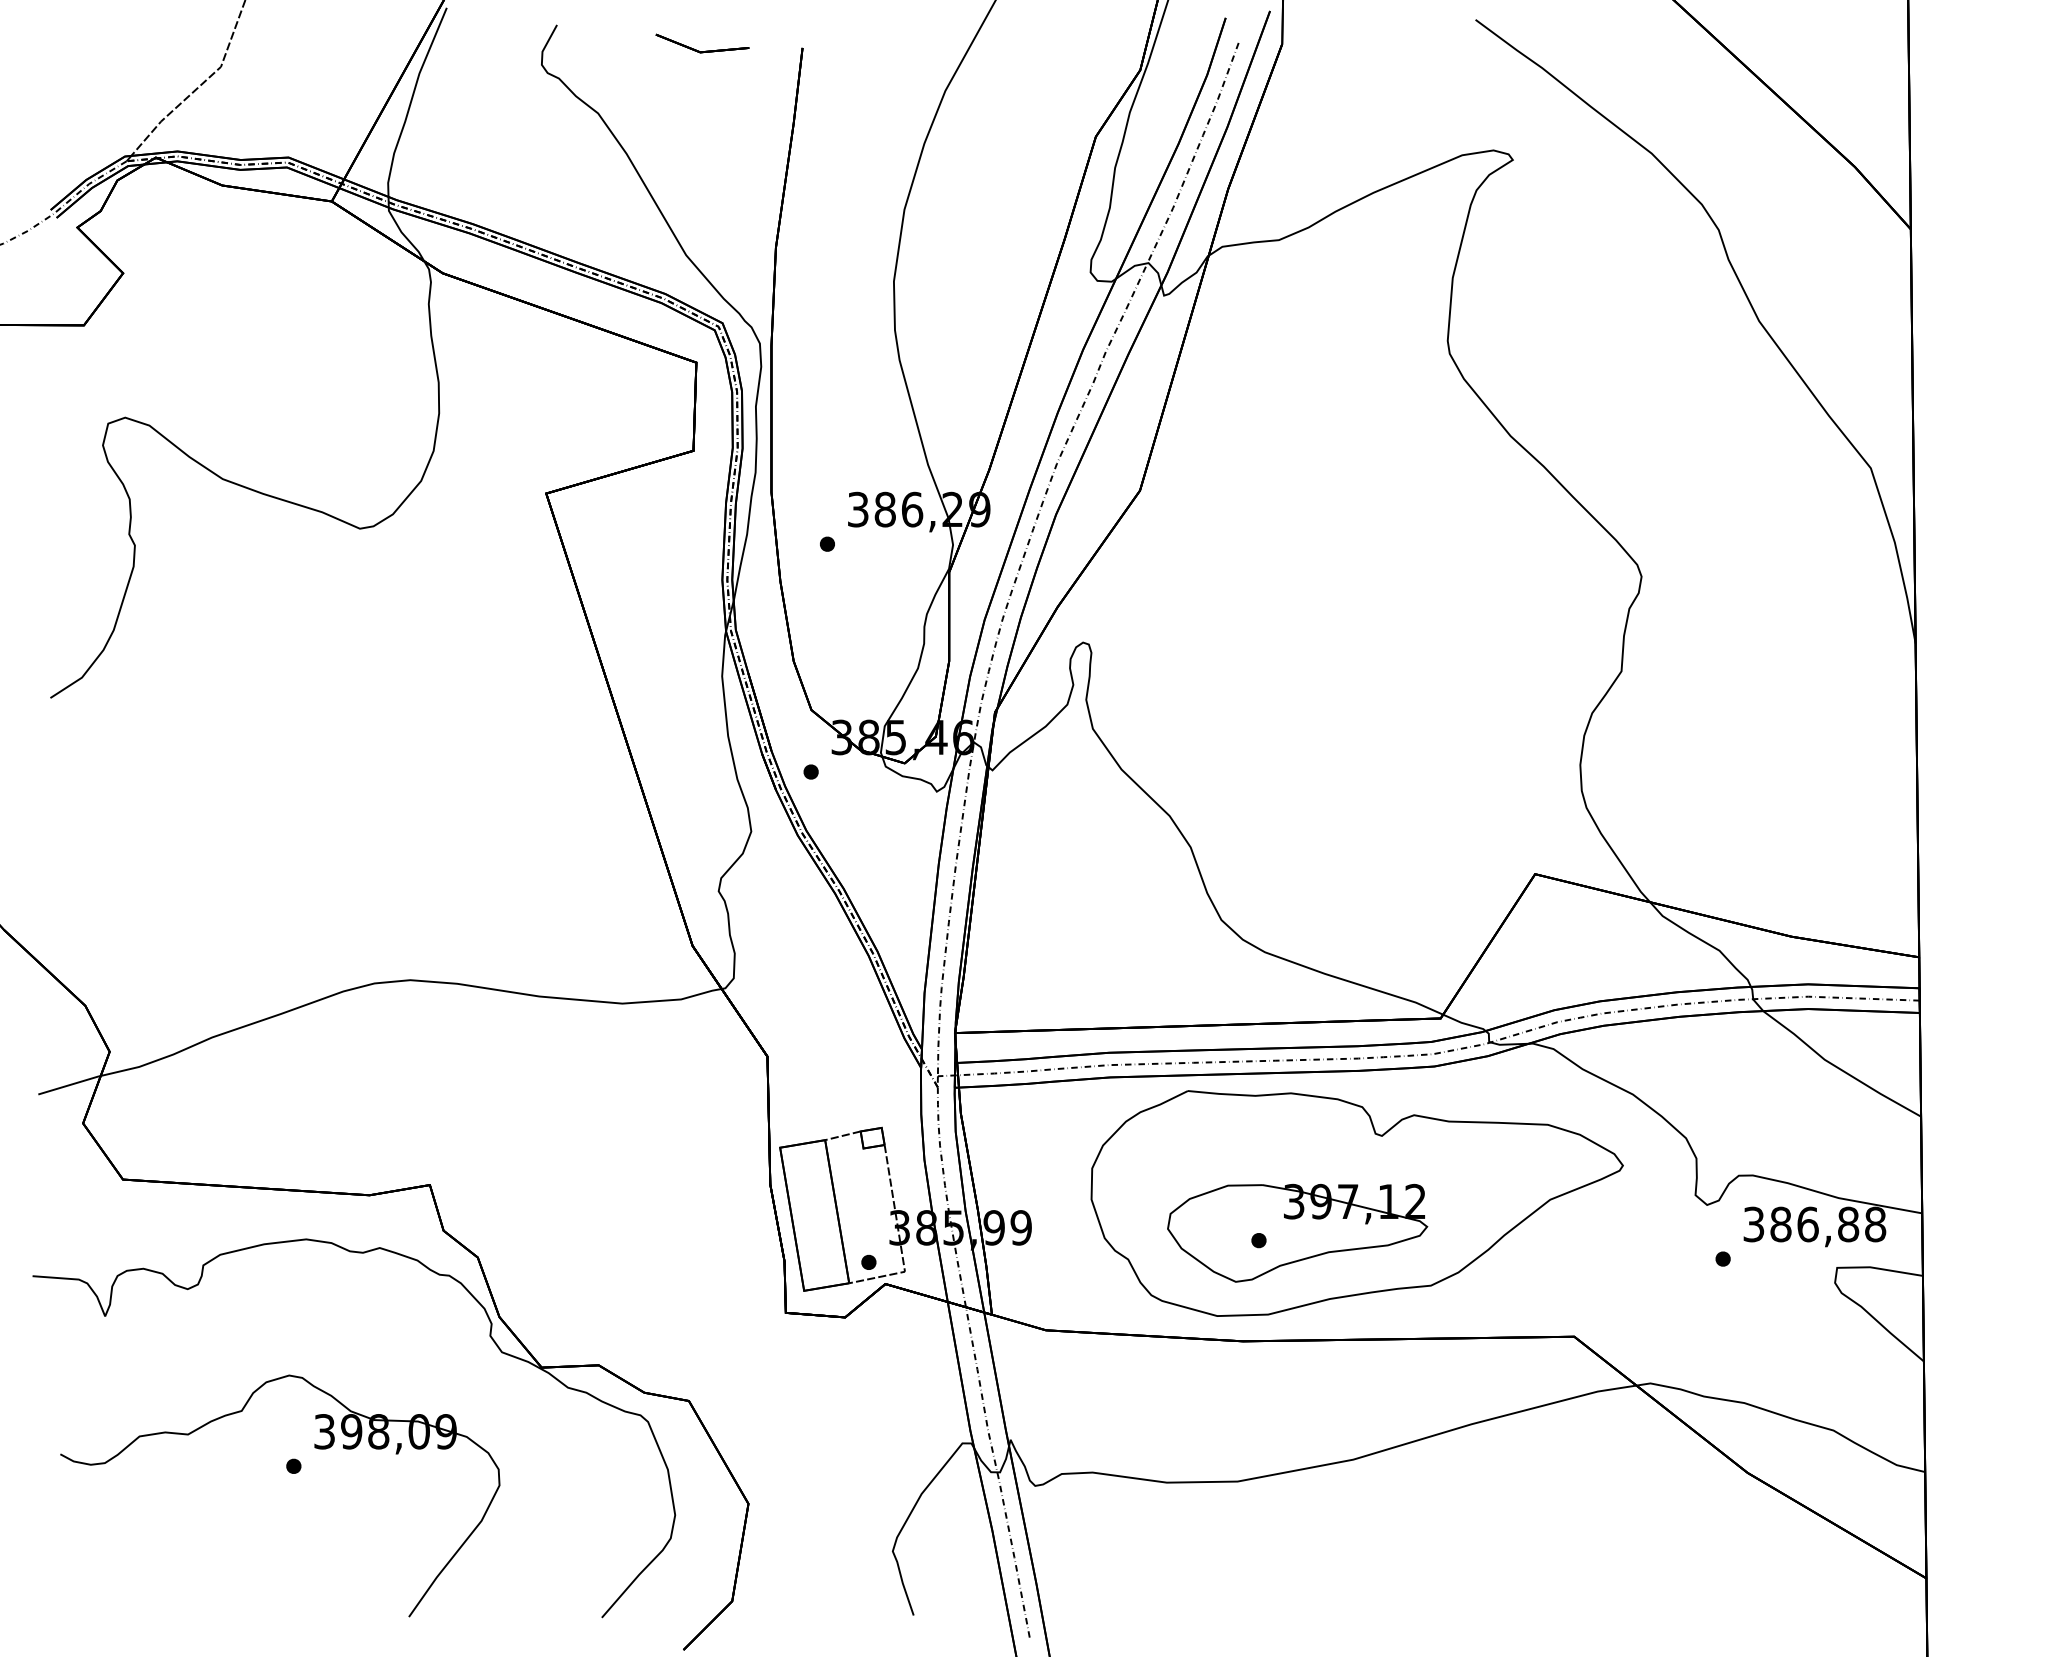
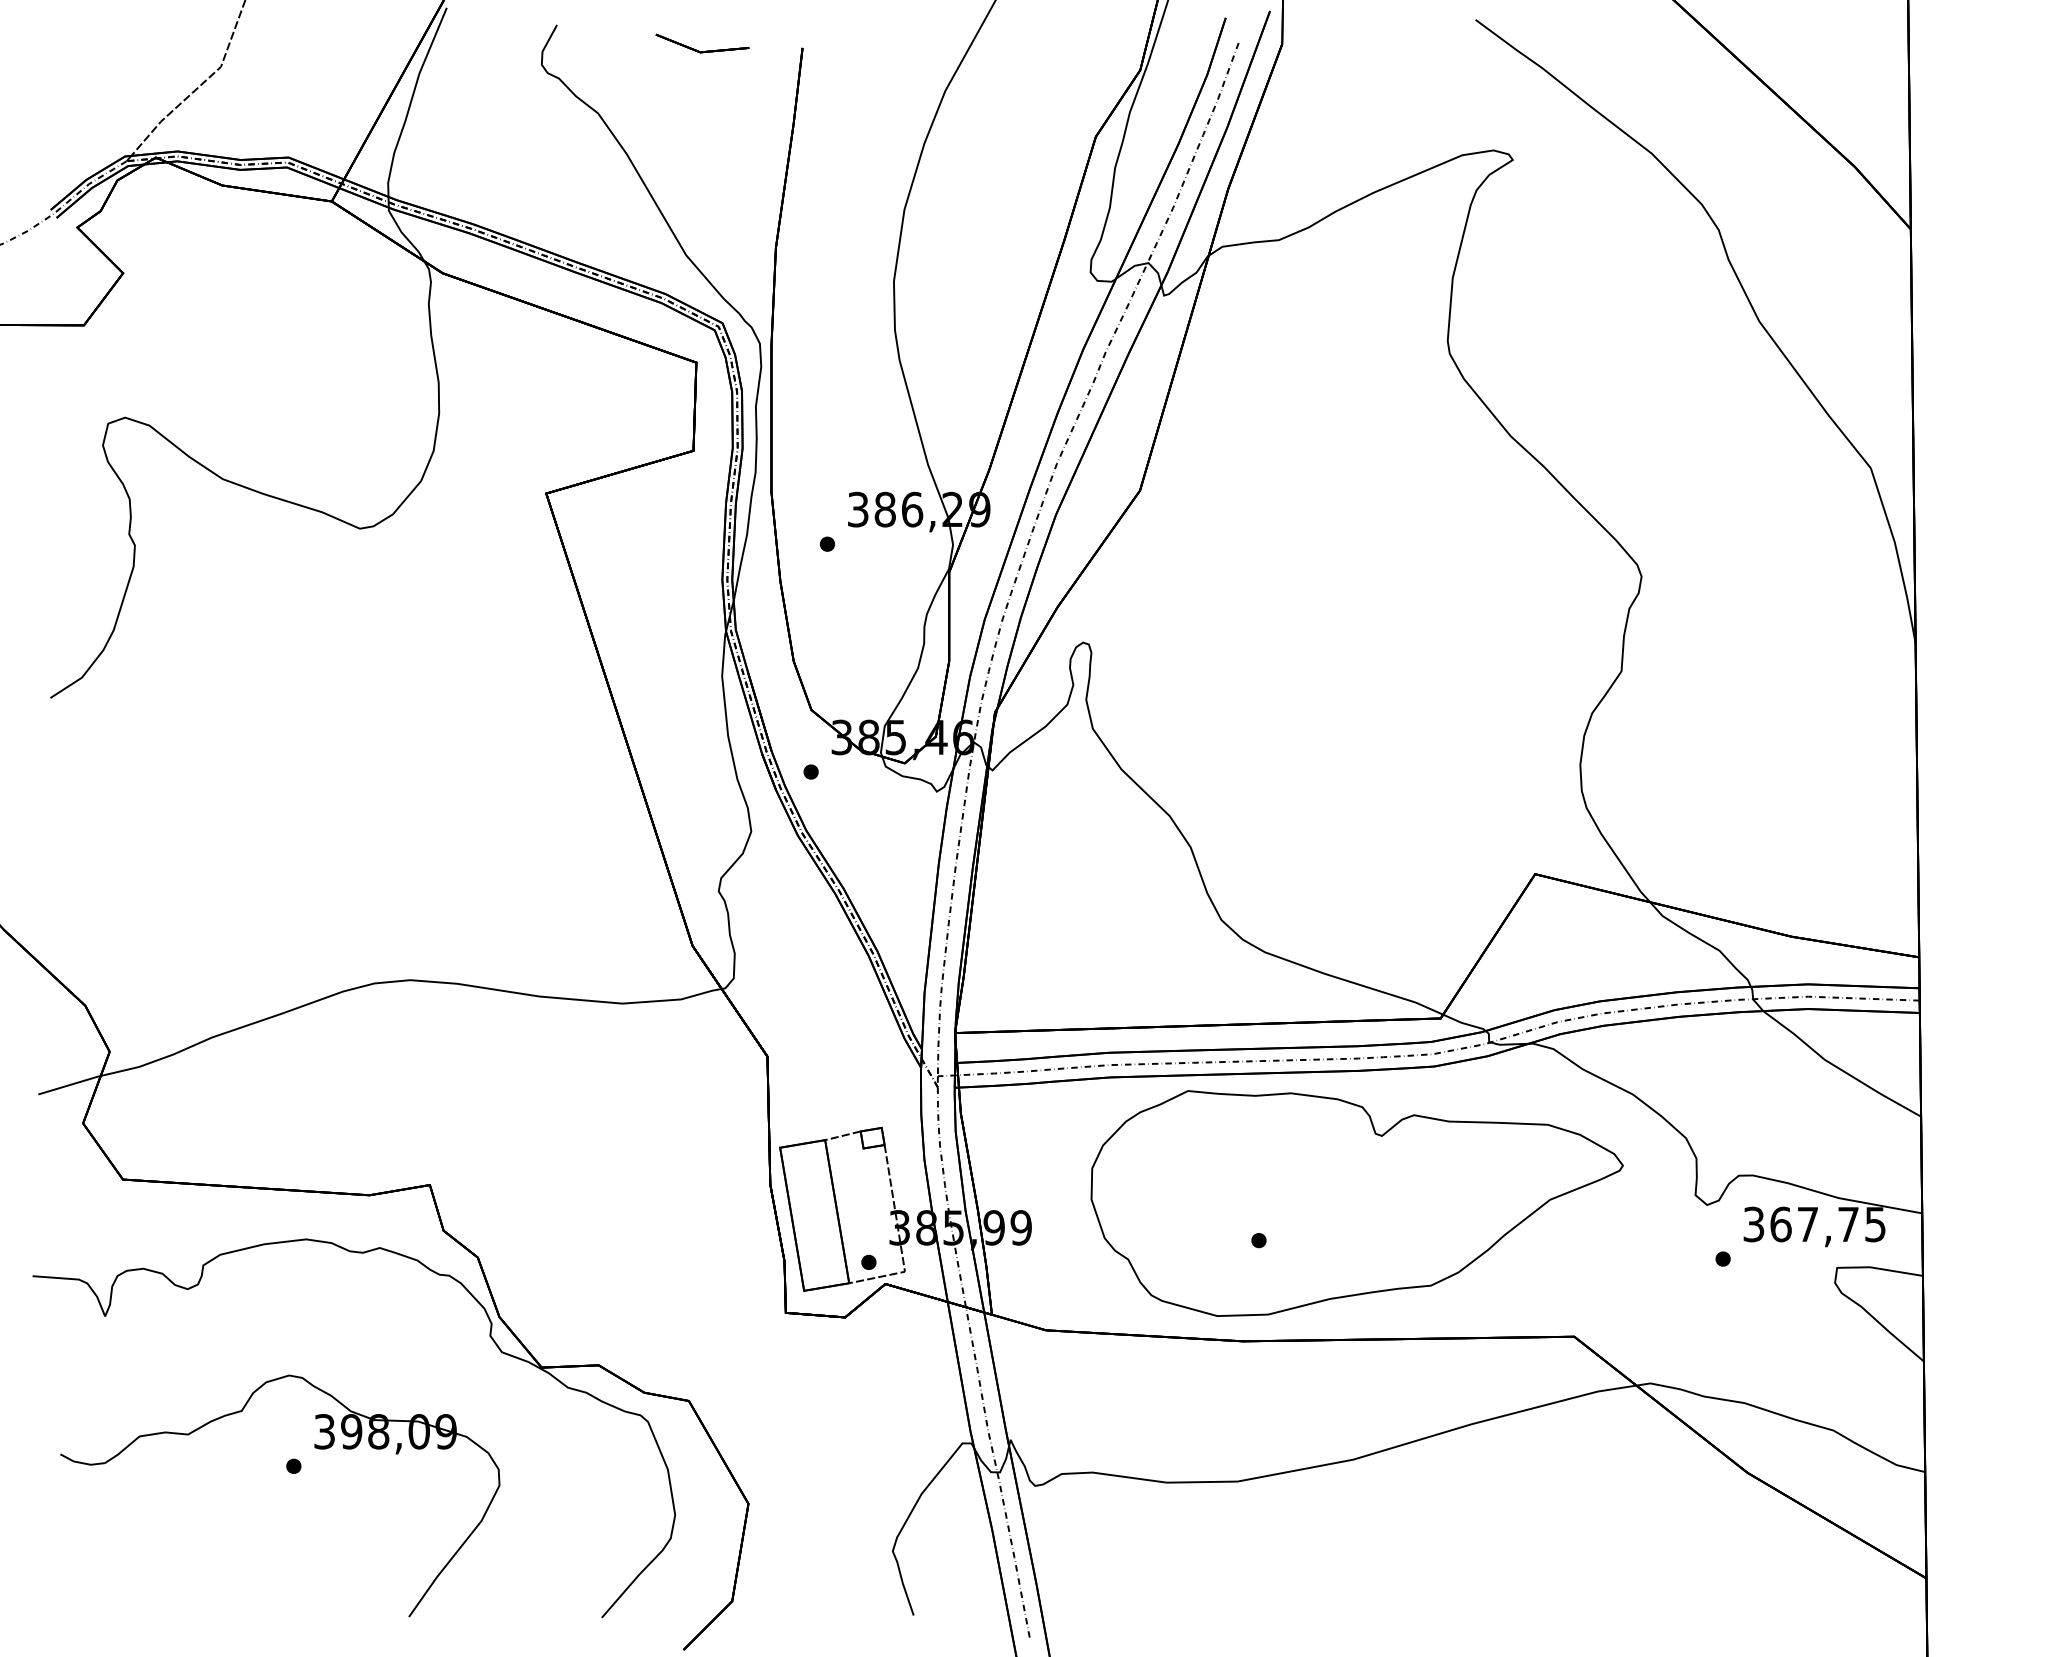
text: 386,88 -> 367,75 (1828, 1224)
part: present -> none (1297, 1232)
